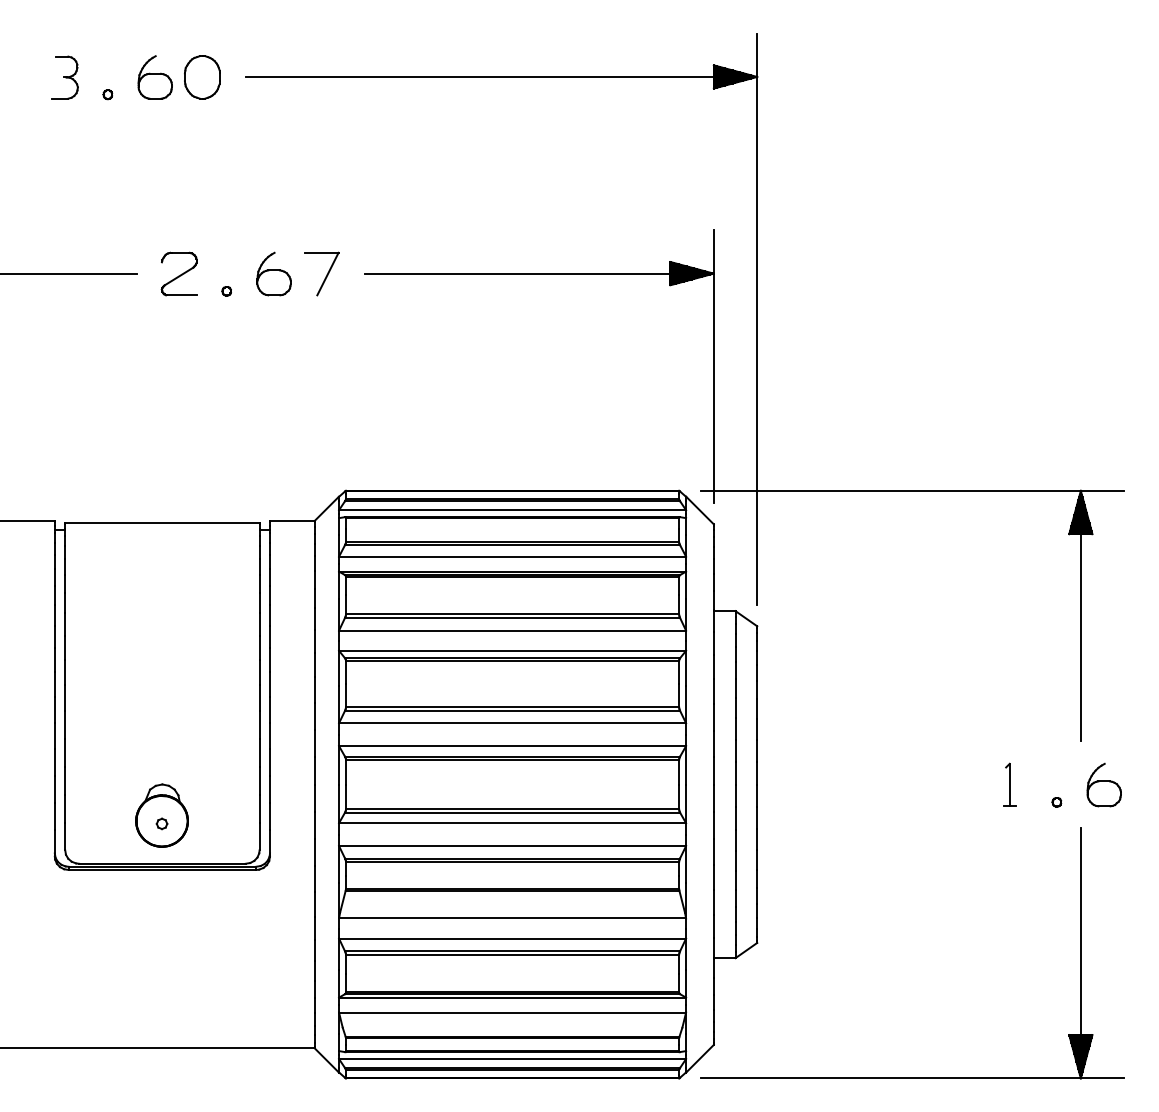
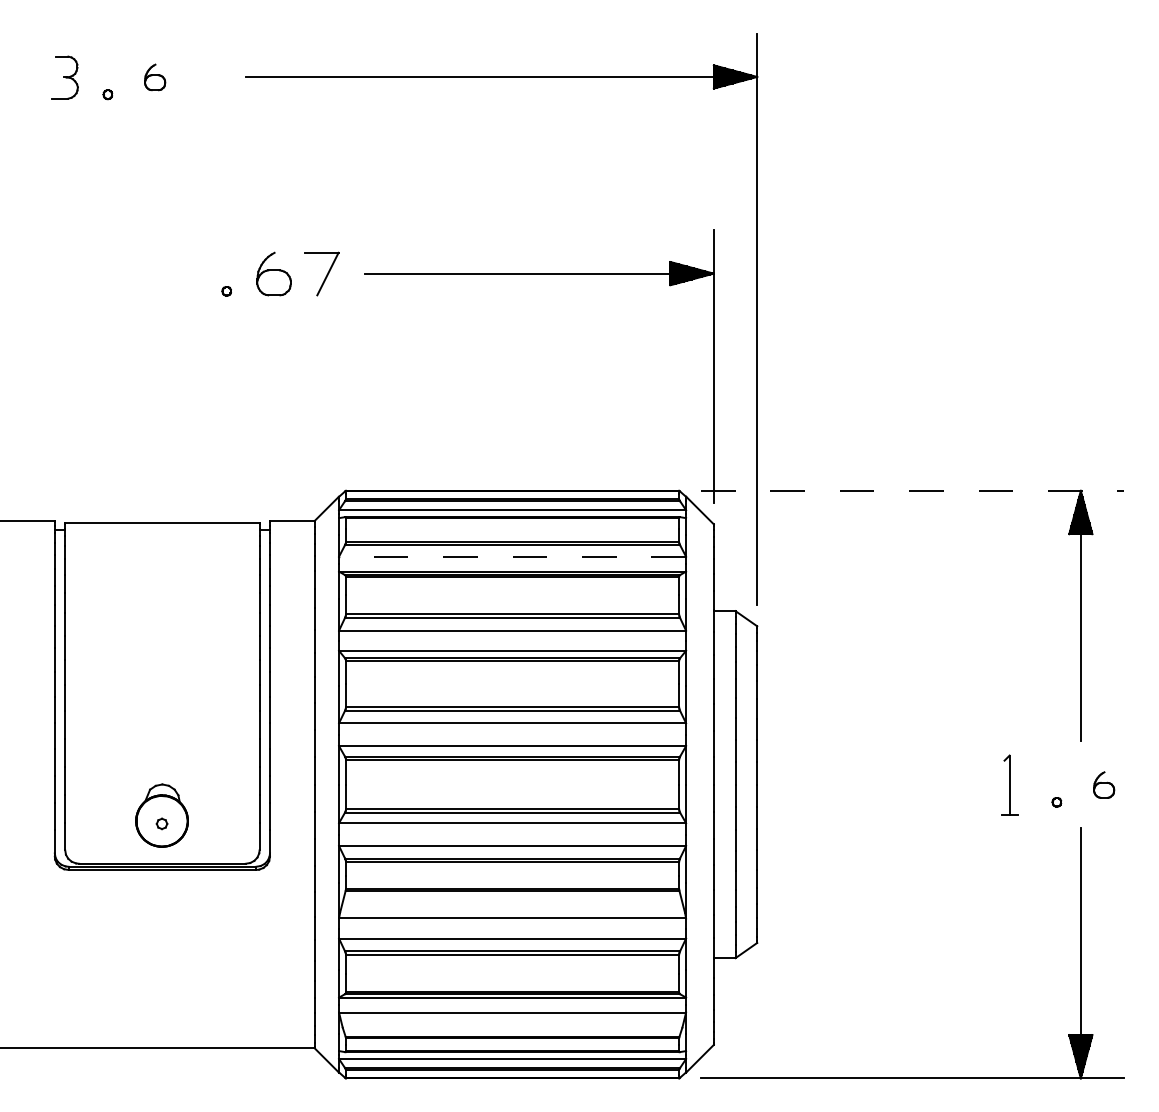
part size: 36x45 px -> 23x29 px (155, 77)
part: present -> none (202, 77)
line: present -> none (69, 273)
part: present -> none (178, 273)
line: solid -> dashed (912, 490)
line: solid -> dashed (512, 556)
part size: 14x45 px -> 18x62 px (1009, 784)
part size: 36x46 px -> 23x28 px (1104, 784)
